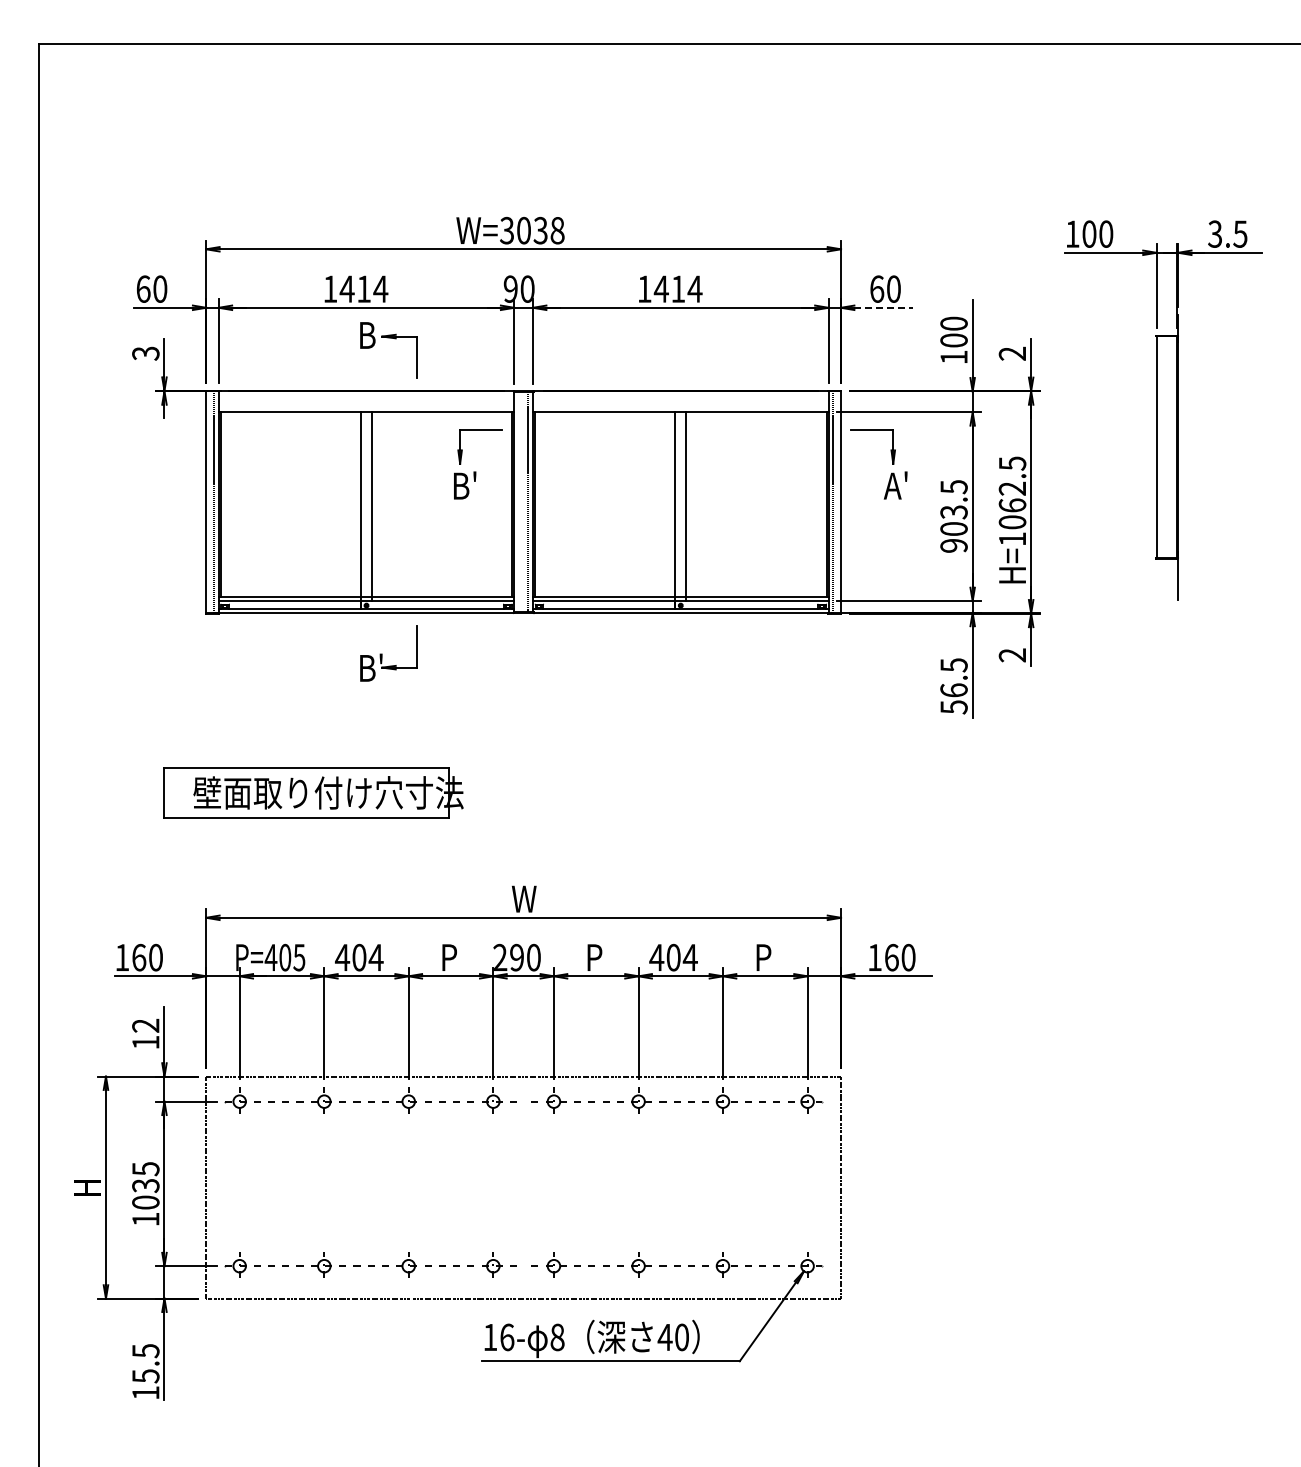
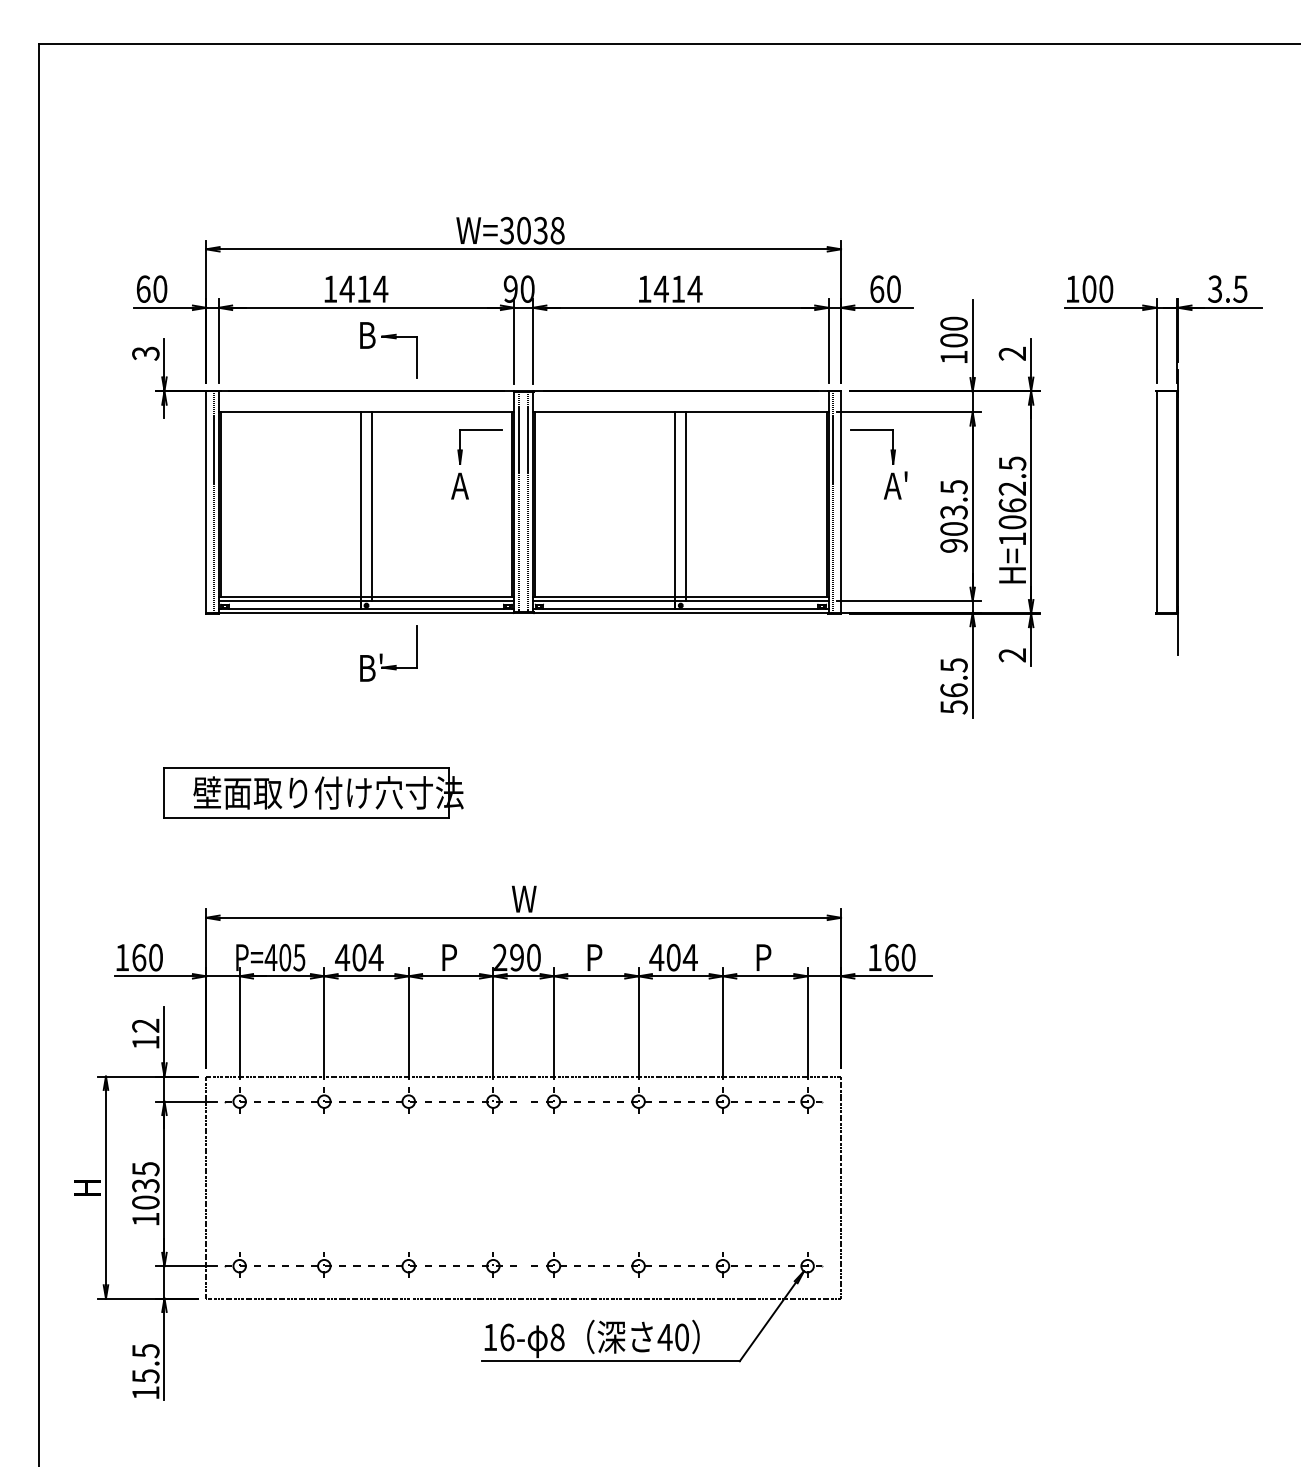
line: dashed -> solid (884, 307)
part position: (1163, 410) -> (1163, 465) (1163, 465)
text: B' -> A (463, 485)
line: none -> present (519, 501)
